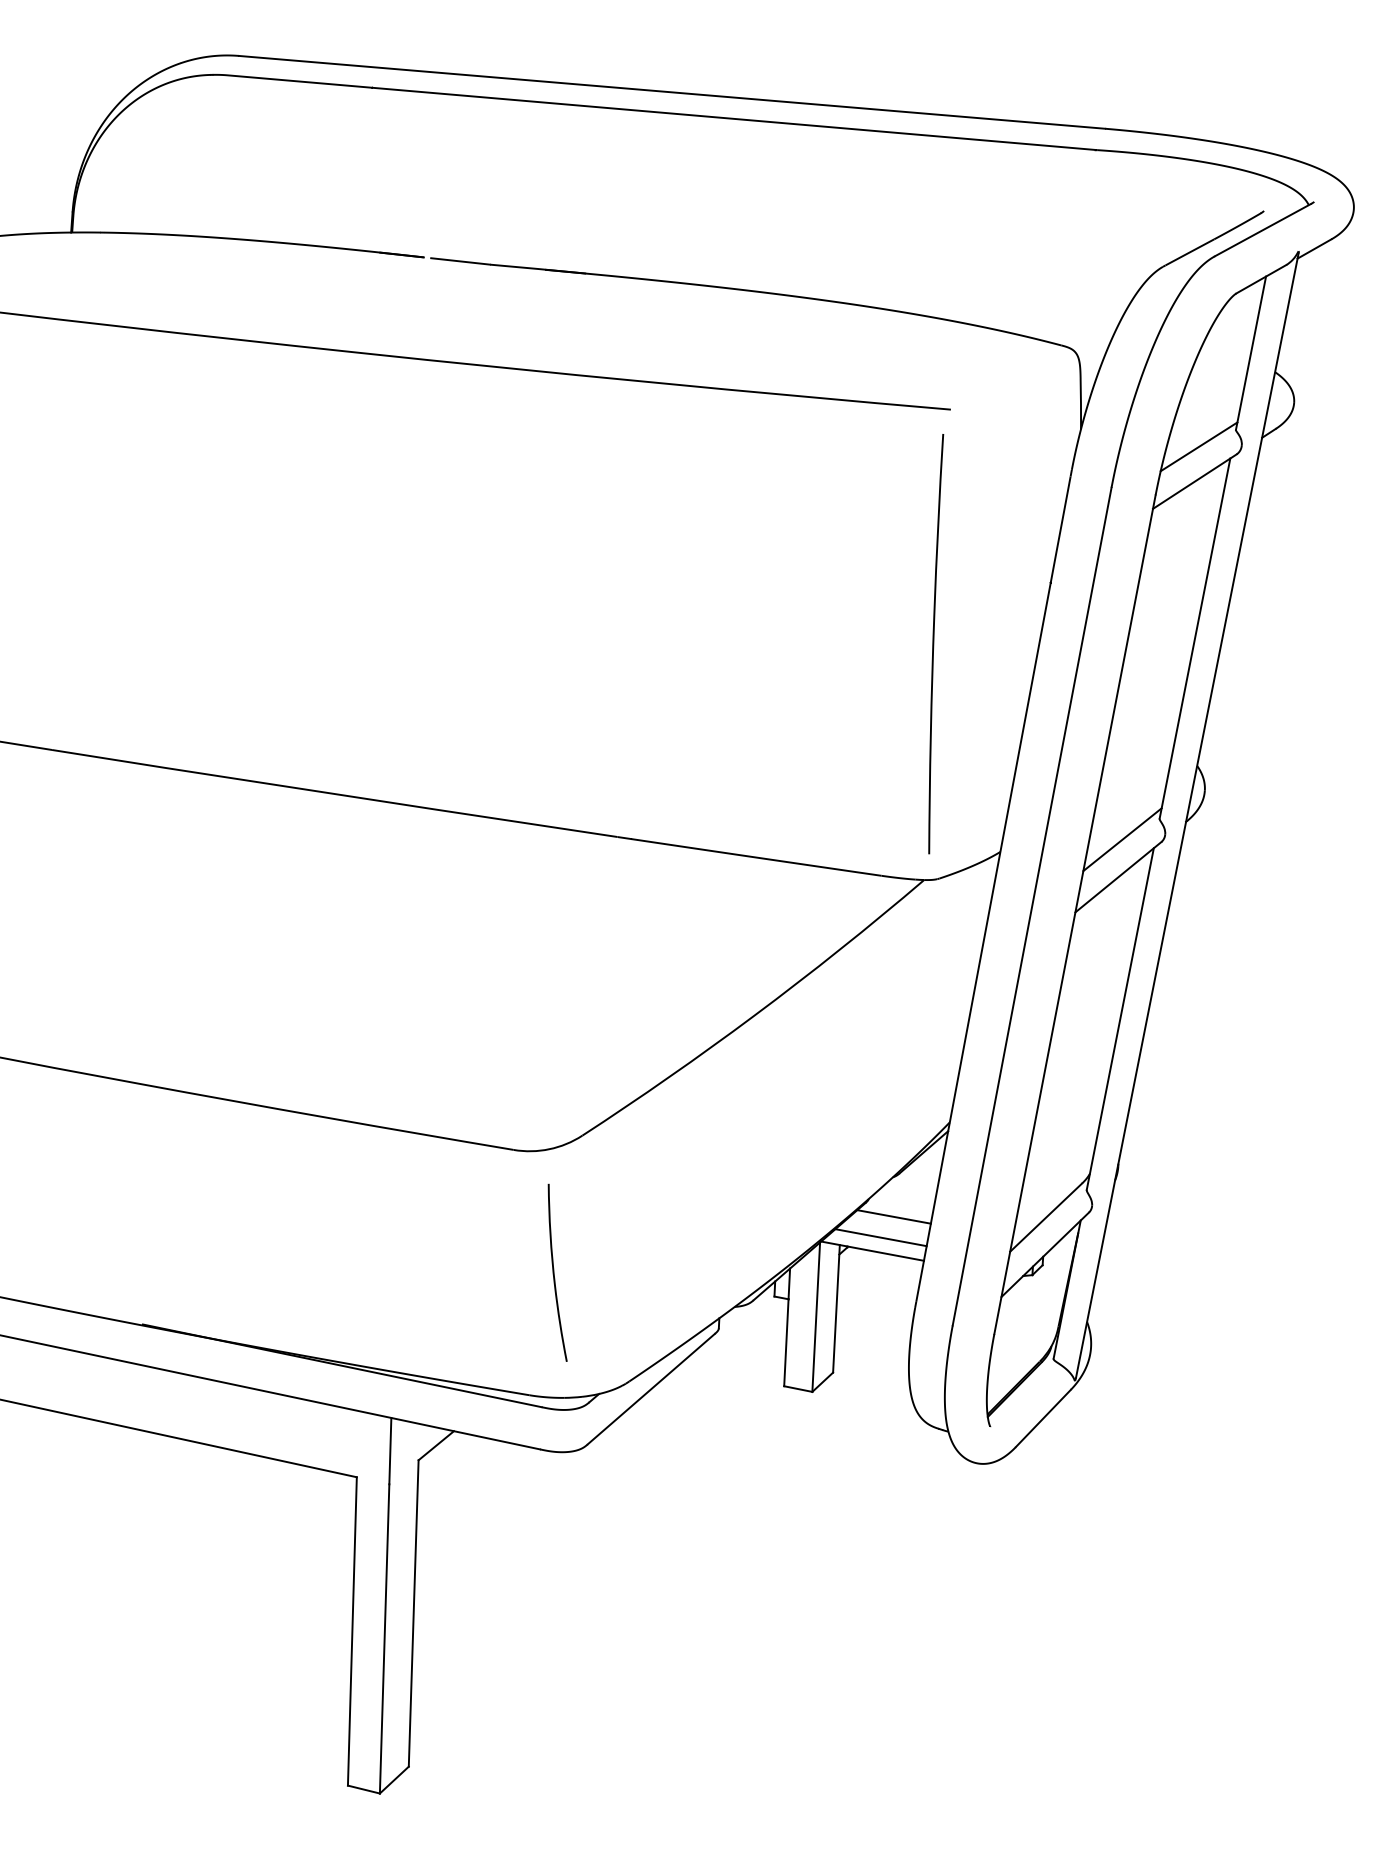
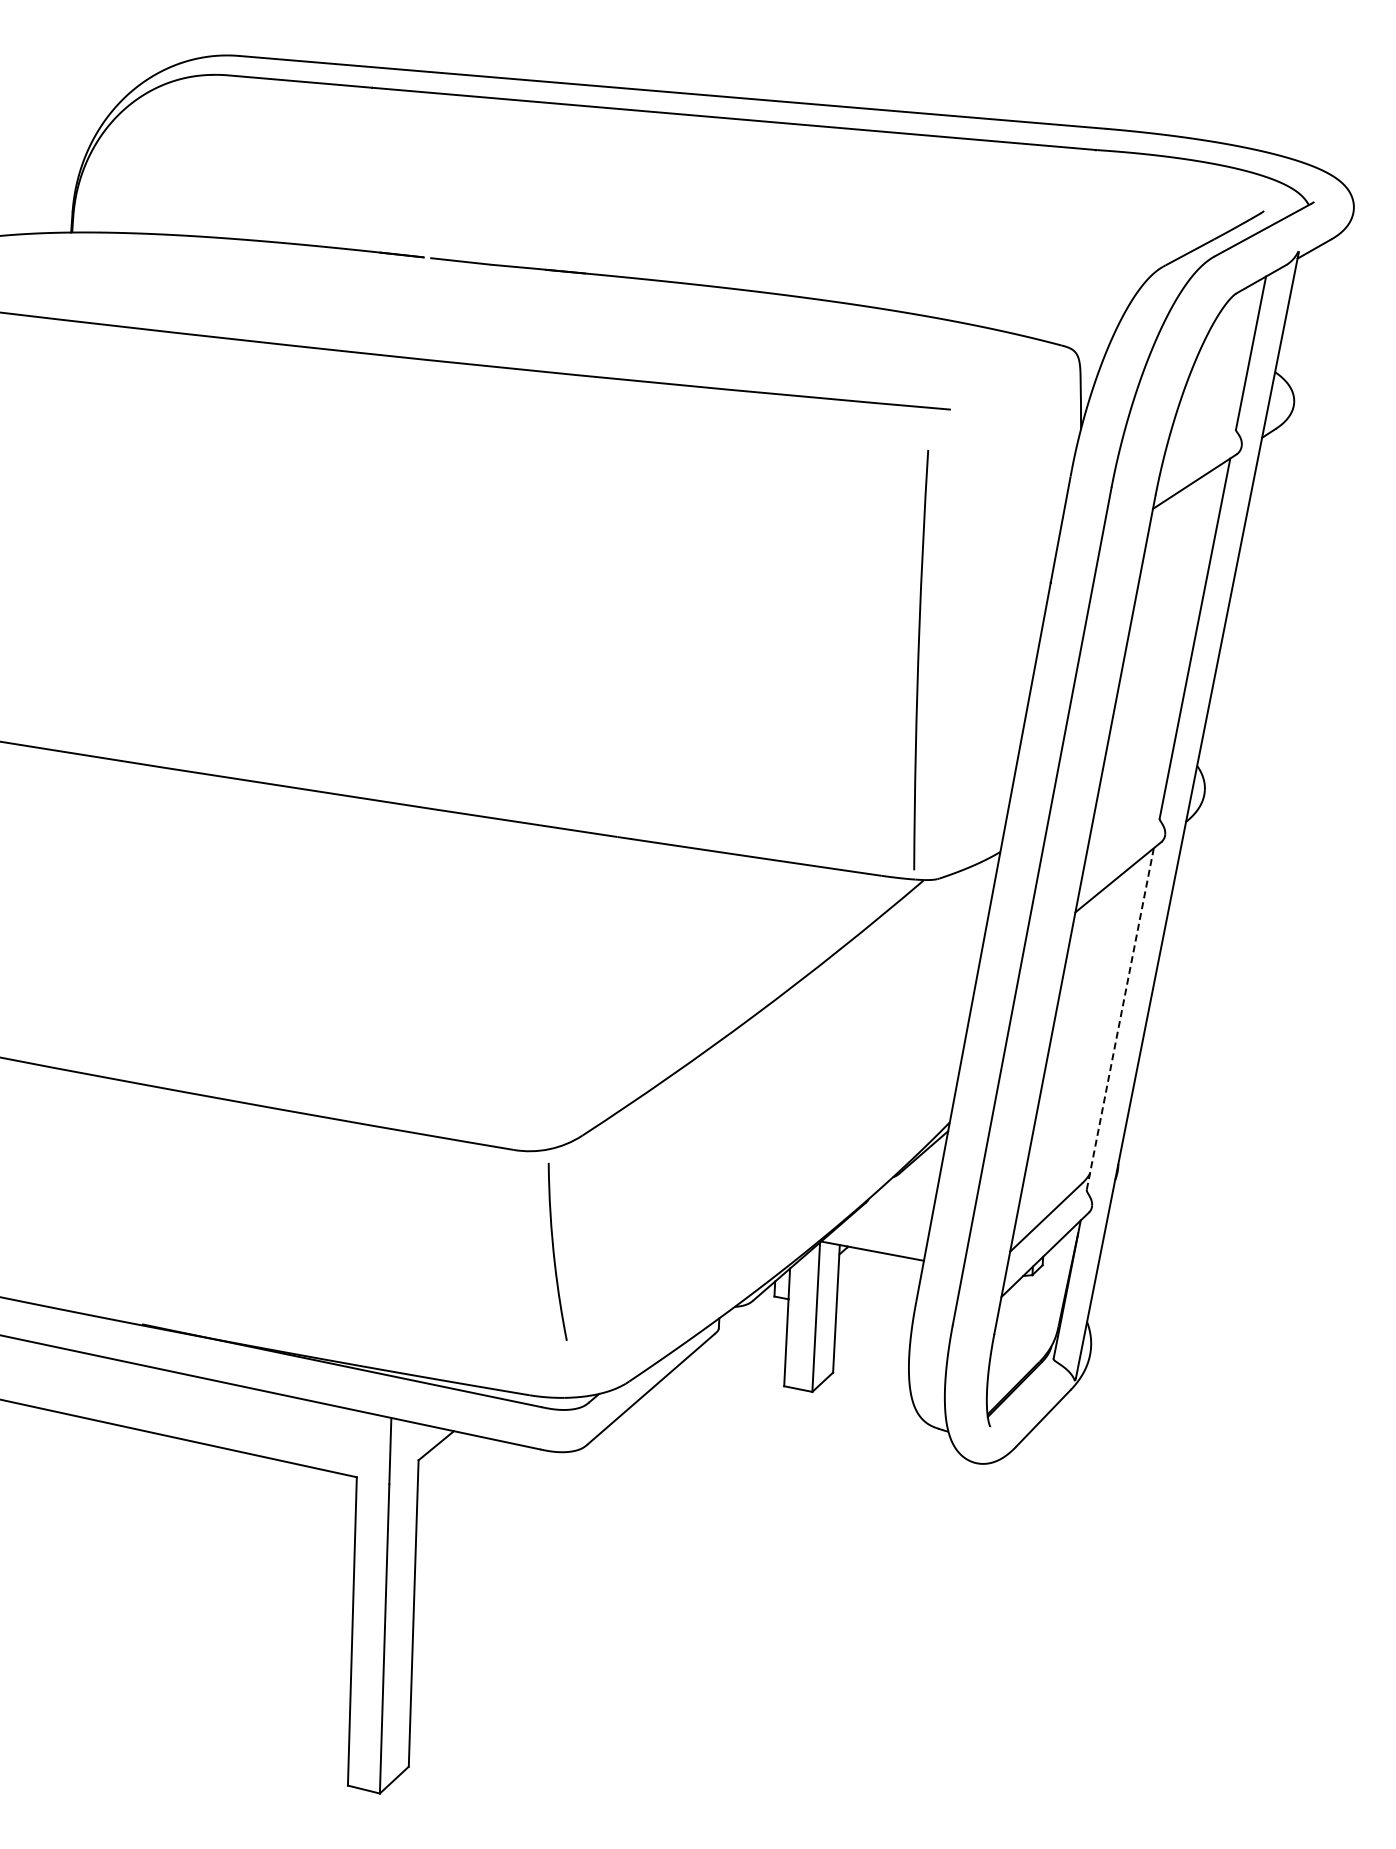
line: present -> none (1198, 446)
curve position: (934, 644) -> (919, 660) (919, 660)
line: present -> none (1122, 839)
line: solid -> dashed (1120, 1018)
line: present -> none (893, 1216)
line: present -> none (880, 1237)
curve position: (554, 1272) -> (554, 1251) (554, 1251)
